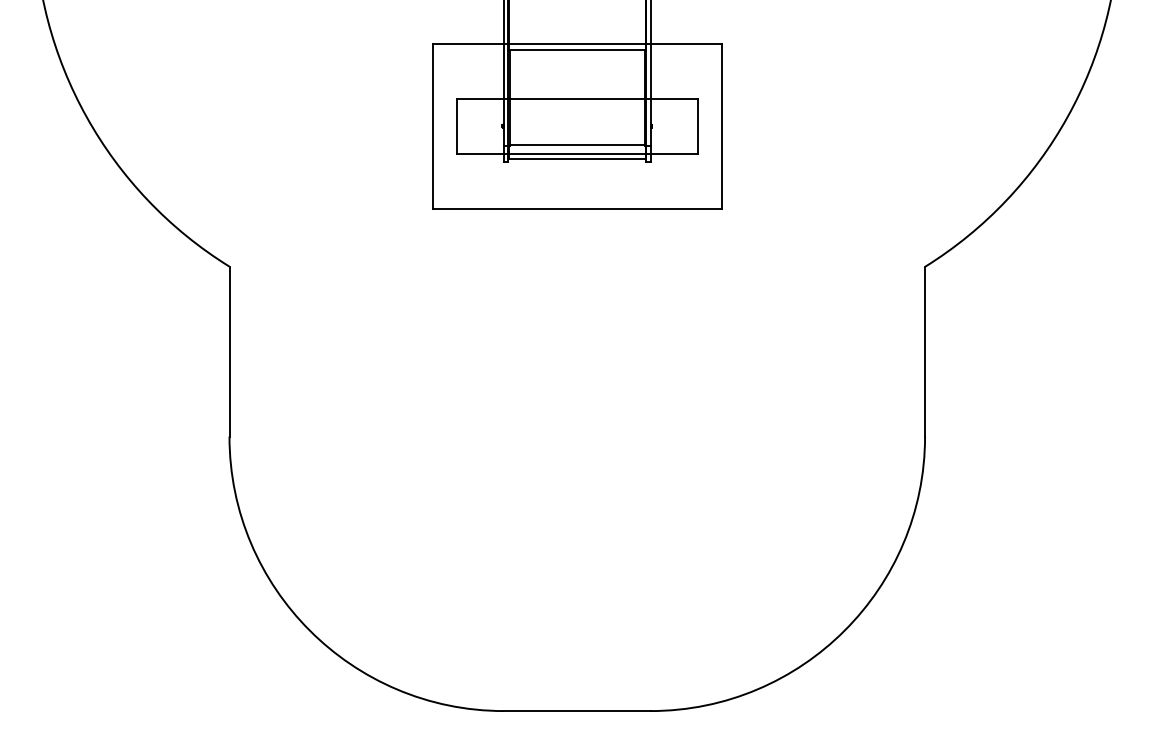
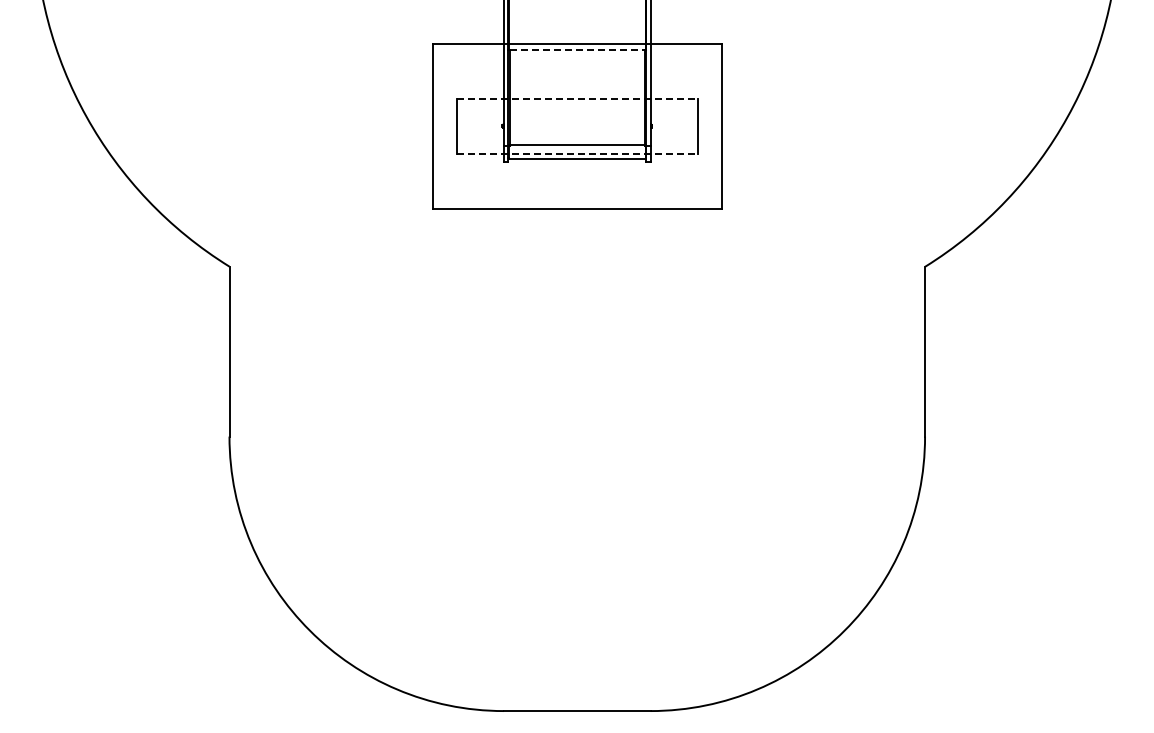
line: solid -> dashed (577, 50)
line: solid -> dashed (577, 98)
line: solid -> dashed (577, 153)
